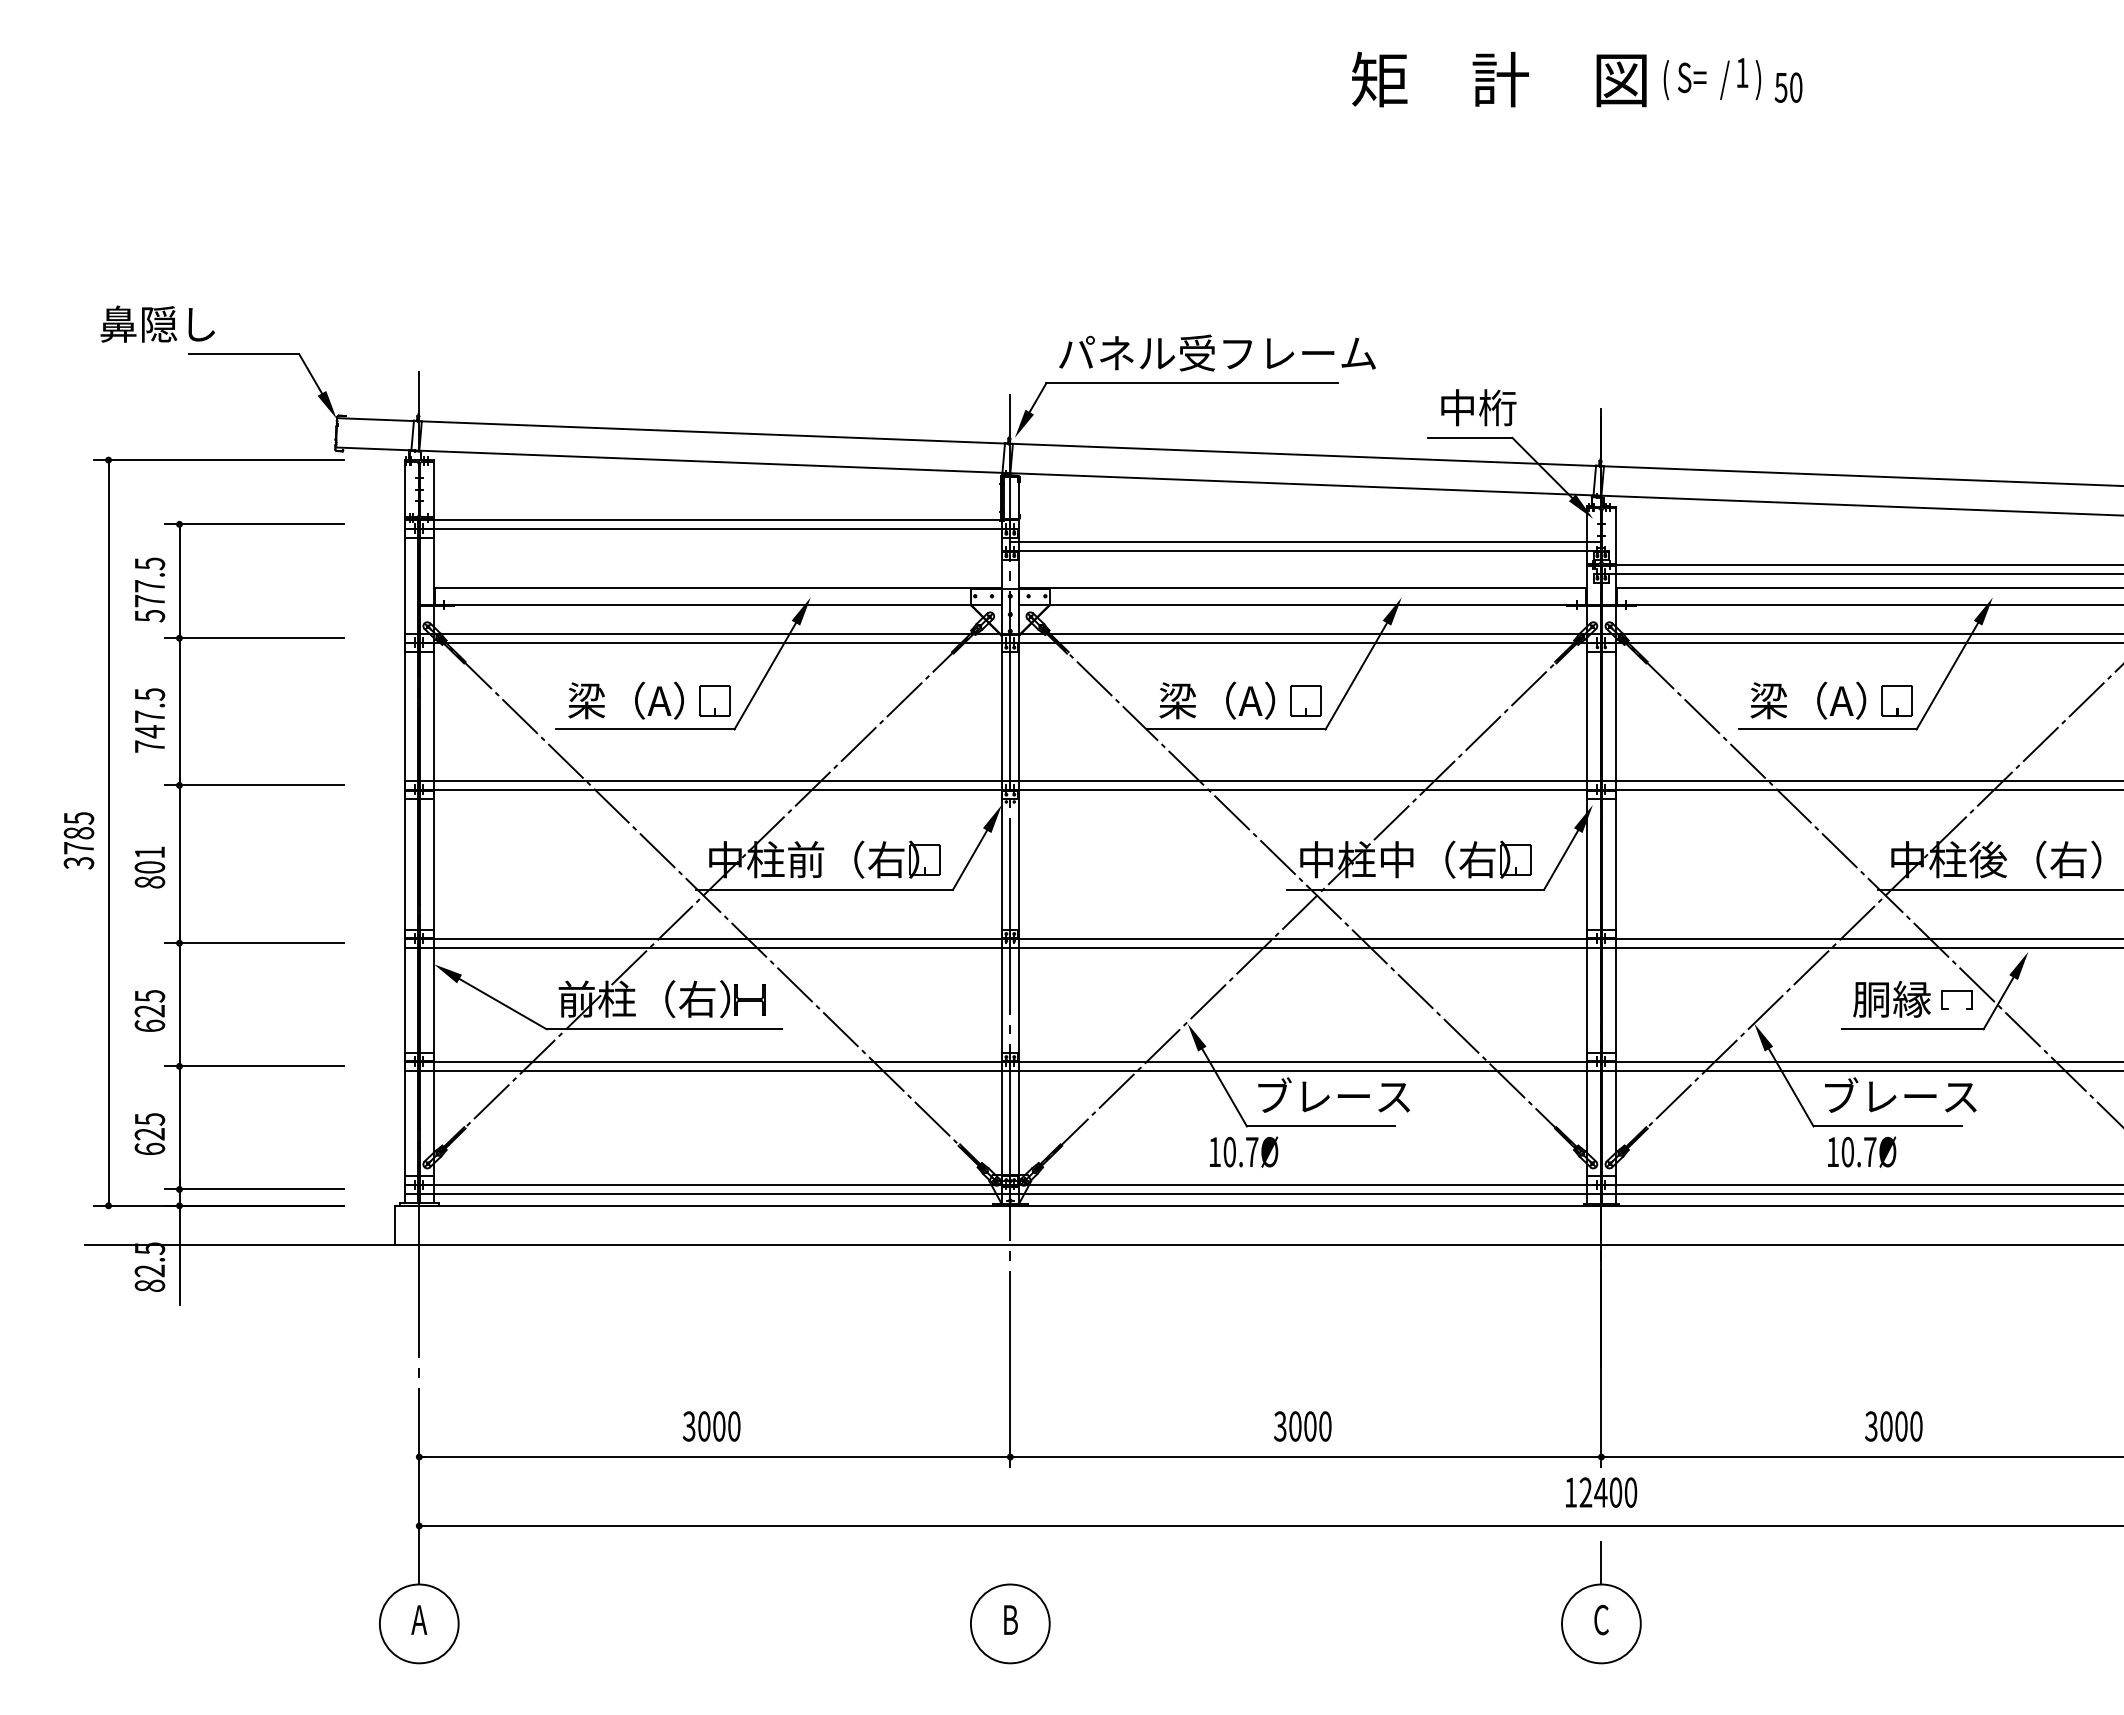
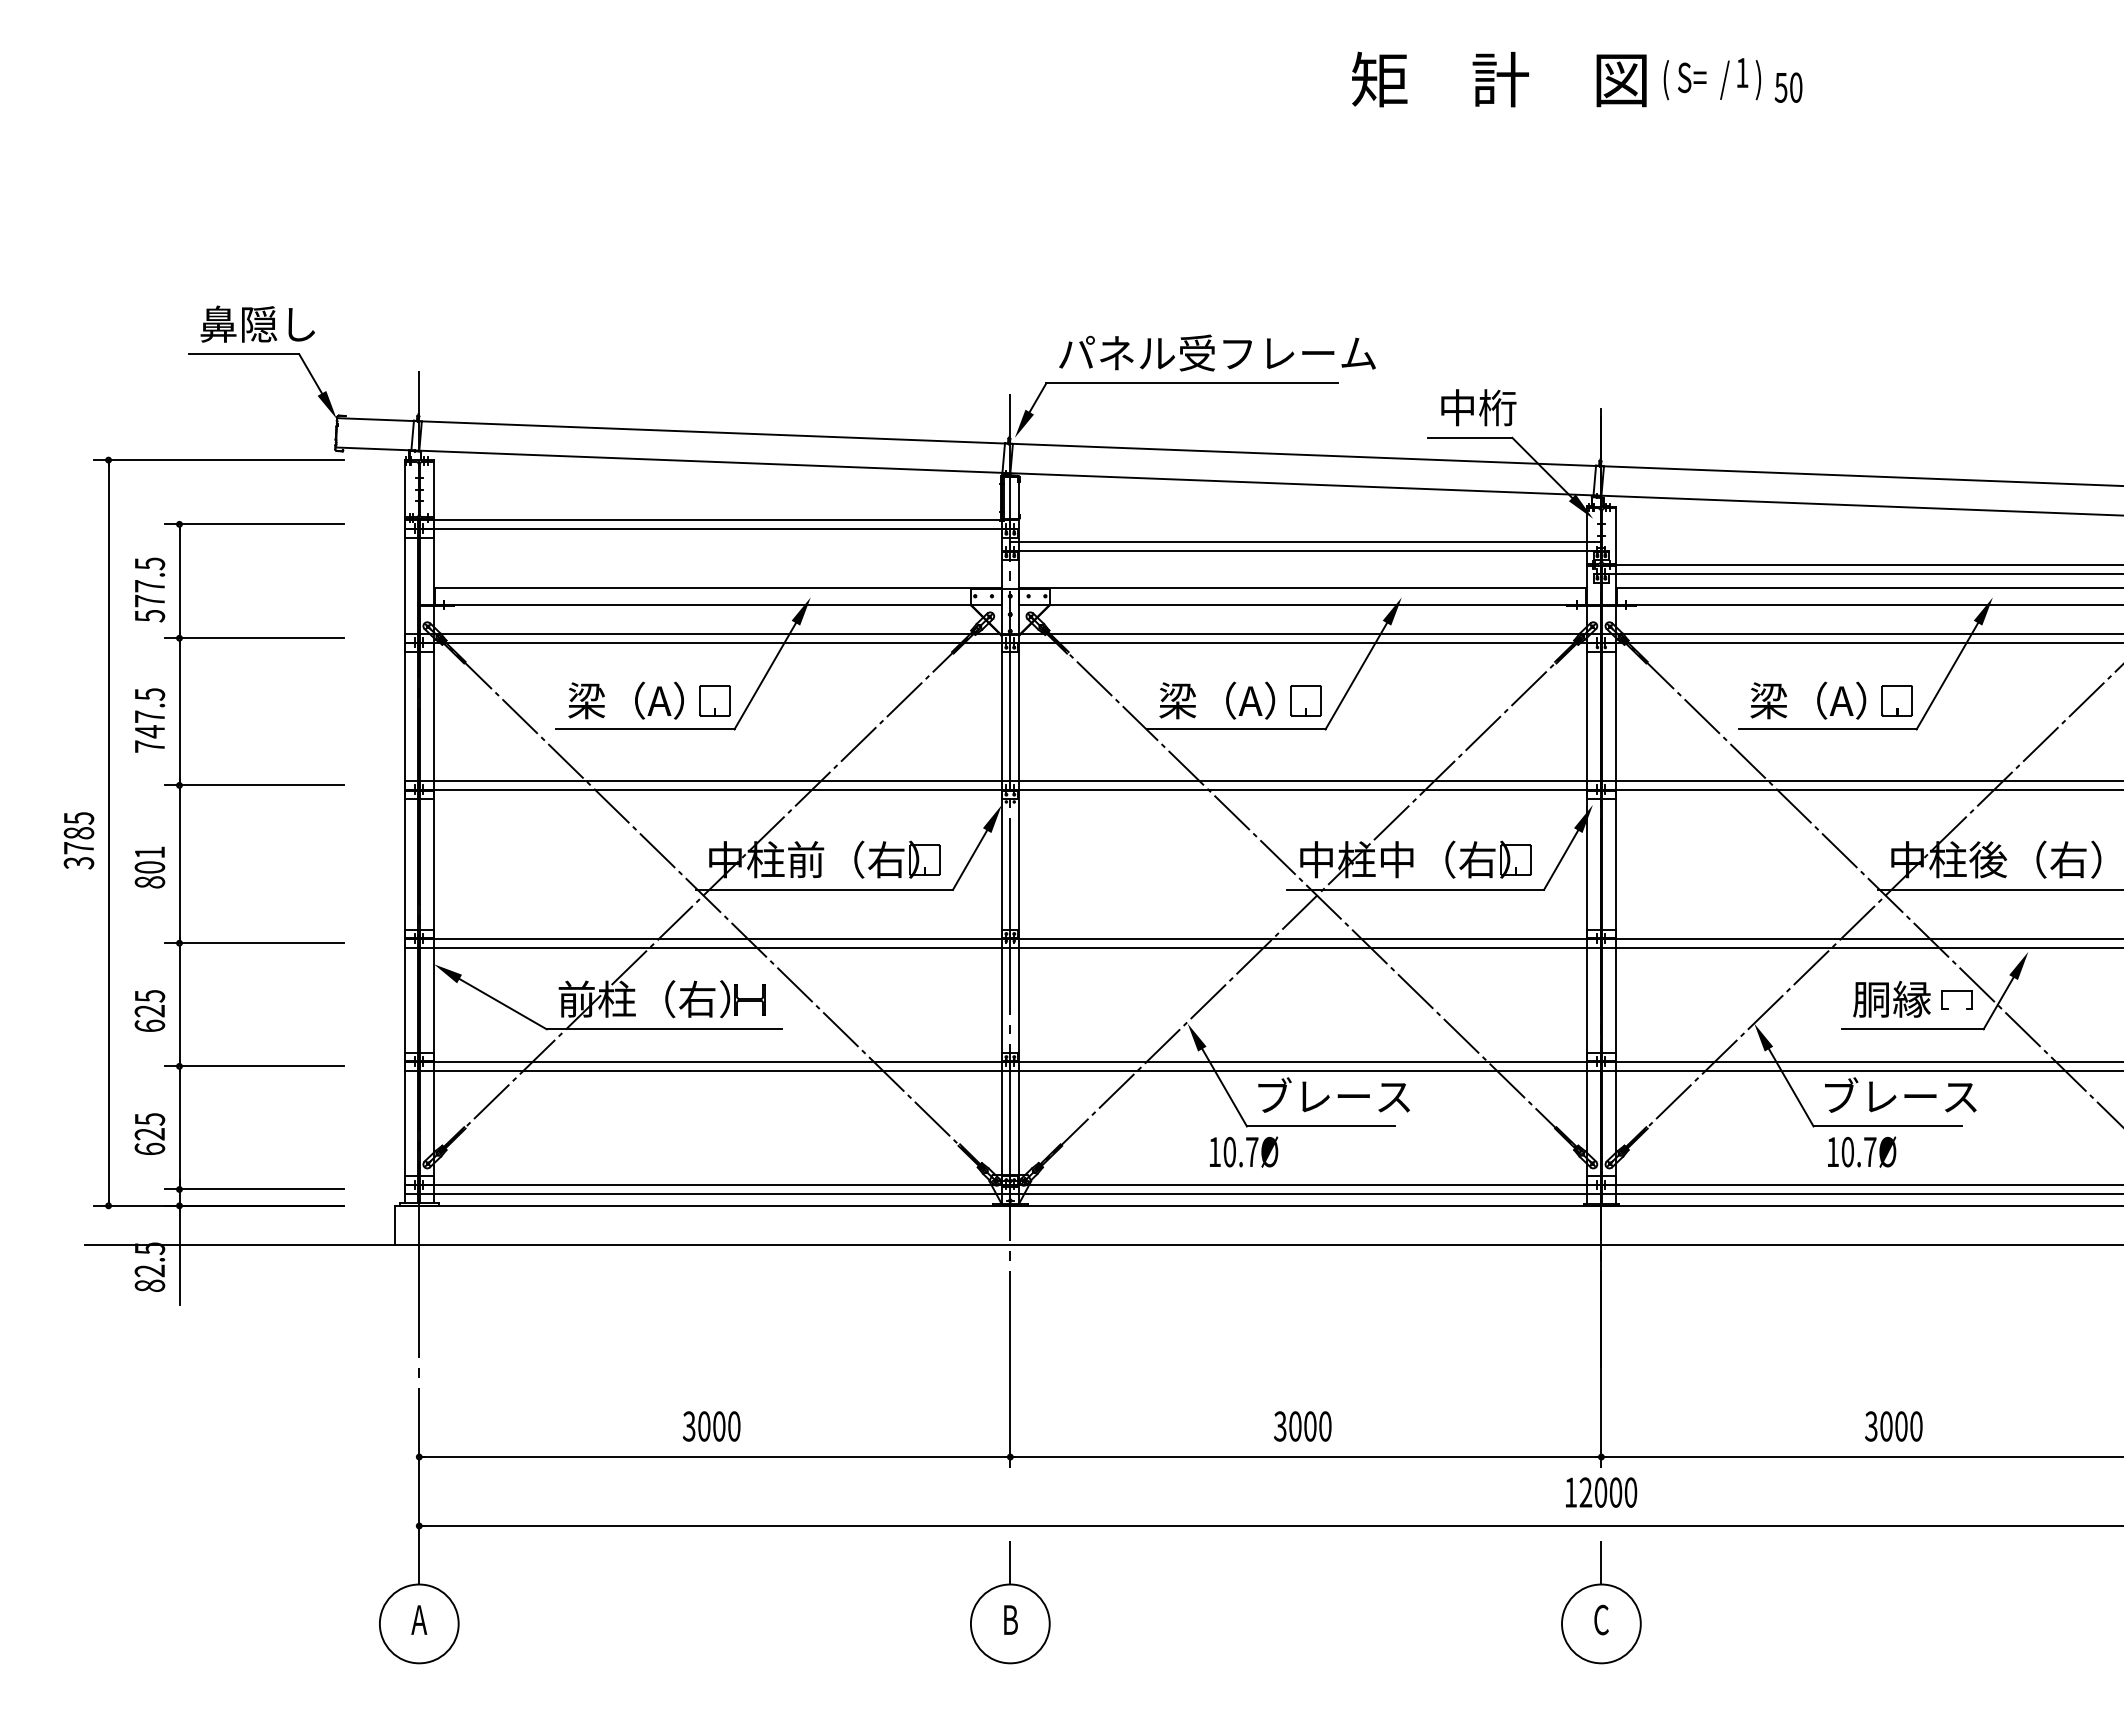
text position: (157, 323) -> (257, 323) (257, 323)
text: 12400 -> 12000 (1600, 1492)
line: none -> present (1010, 1562)
